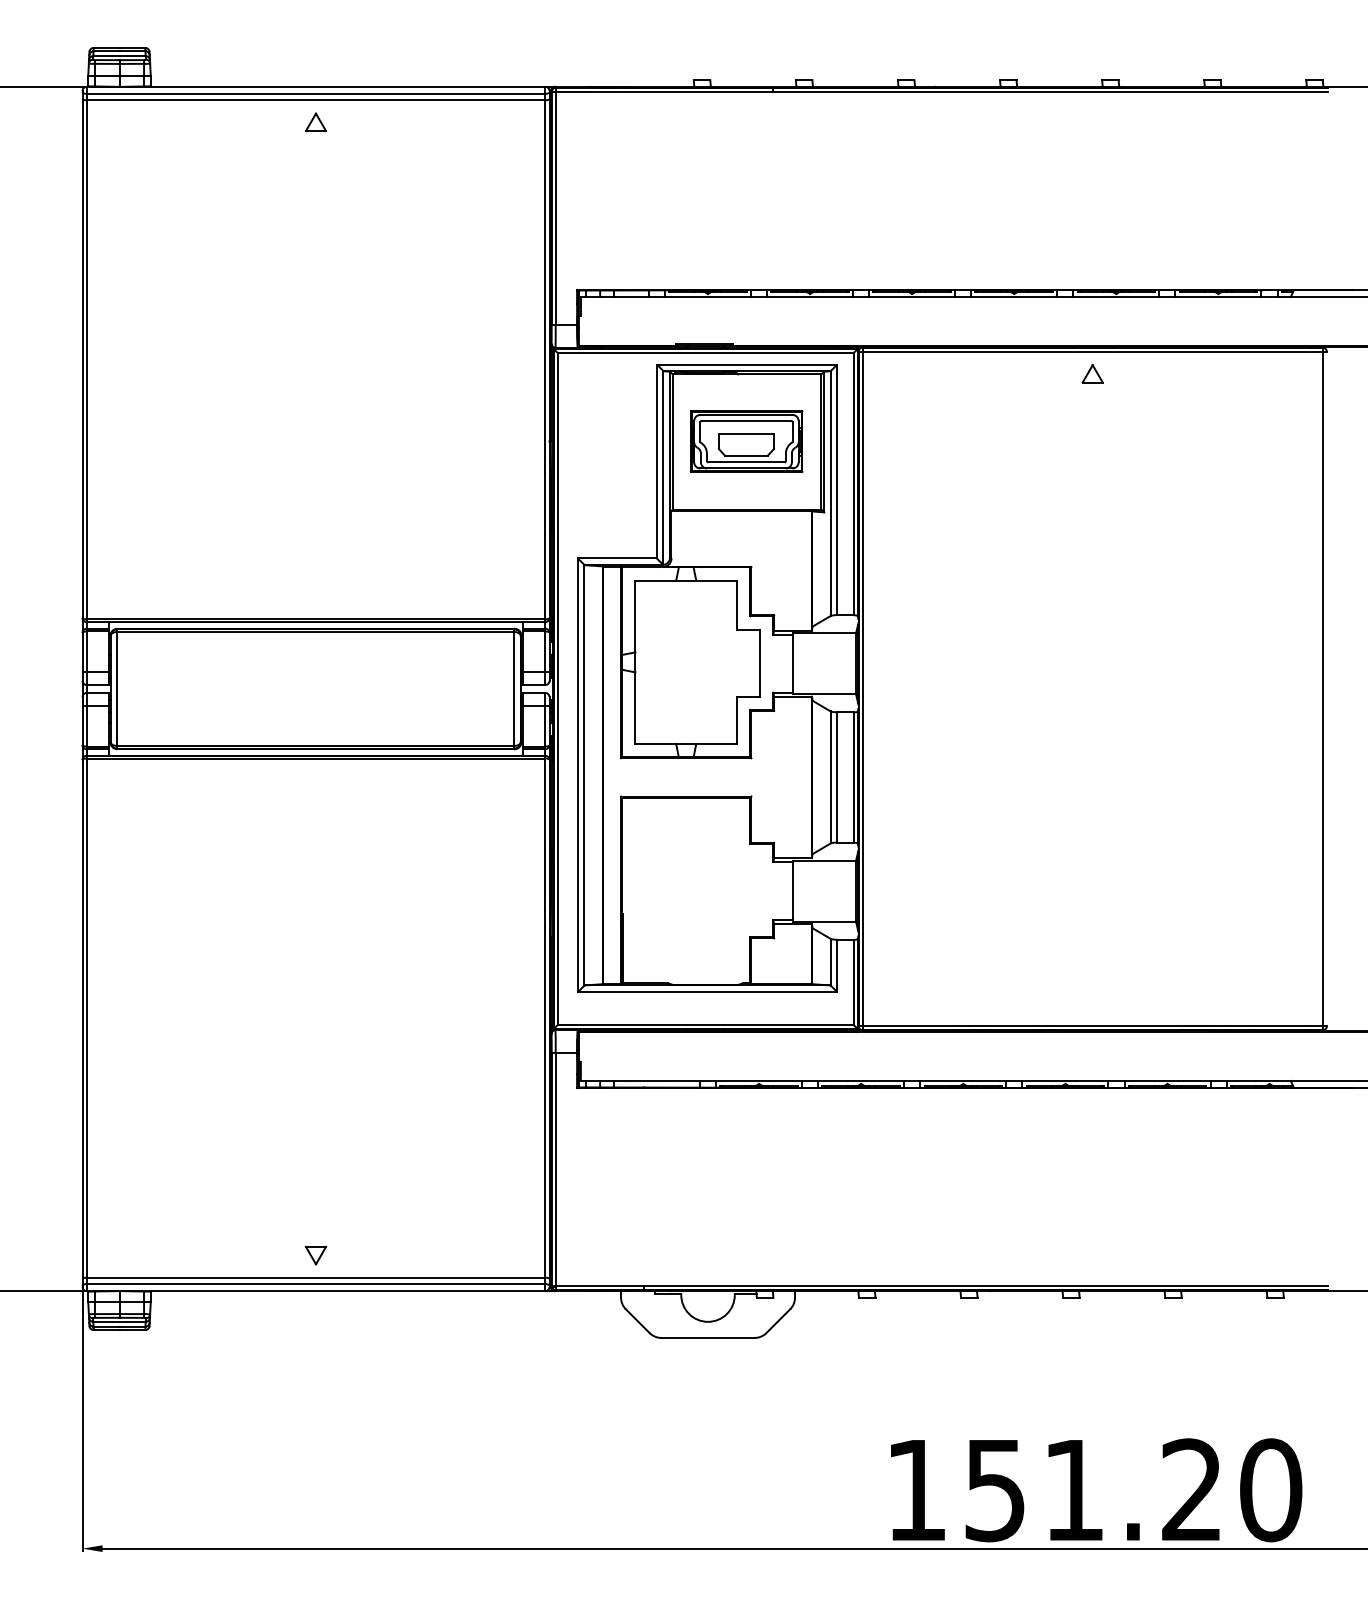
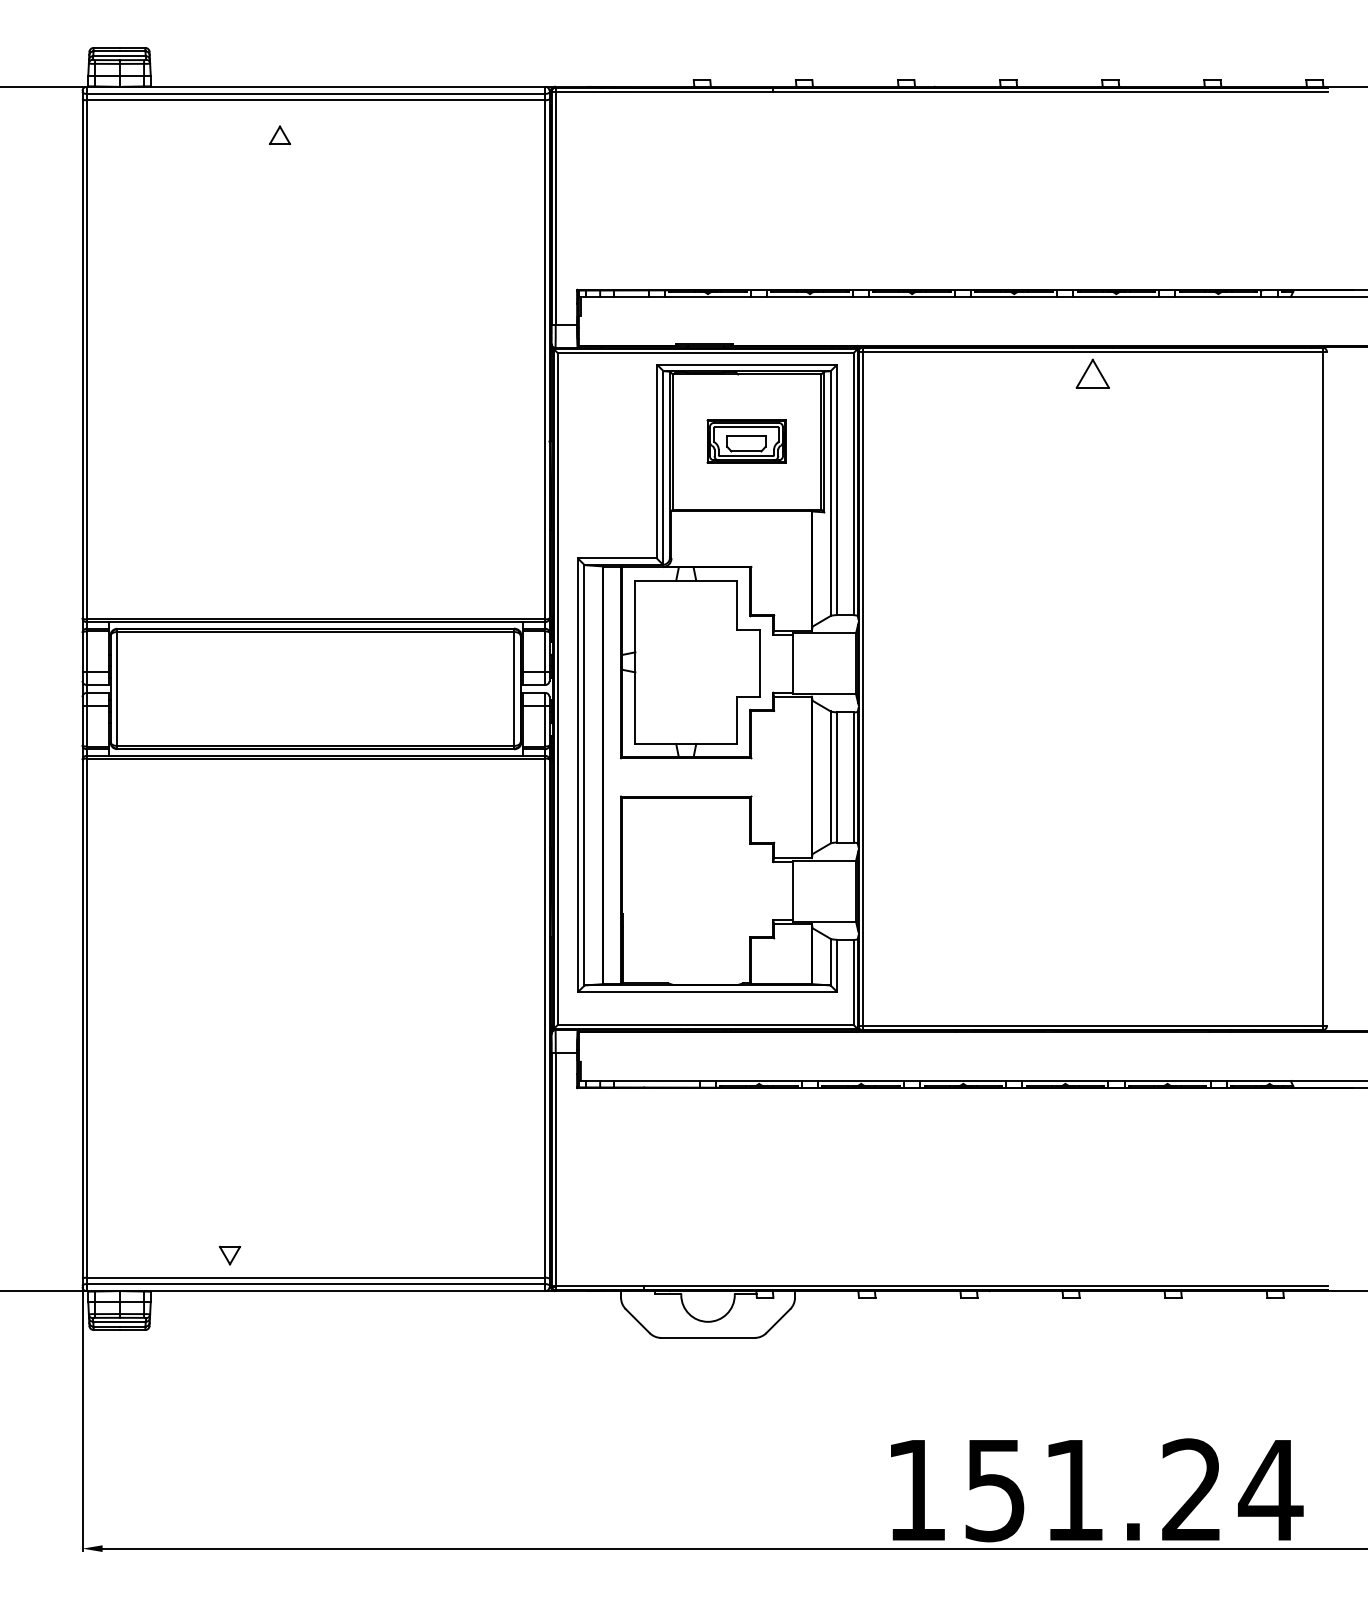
part position: (316, 121) -> (280, 134) (280, 134)
part size: 23x20 px -> 35x31 px (1092, 373)
part size: 115x63 px -> 81x45 px (746, 441)
part position: (316, 1255) -> (230, 1255) (230, 1255)
text: 151.20 -> 151.24 (1270, 1490)
